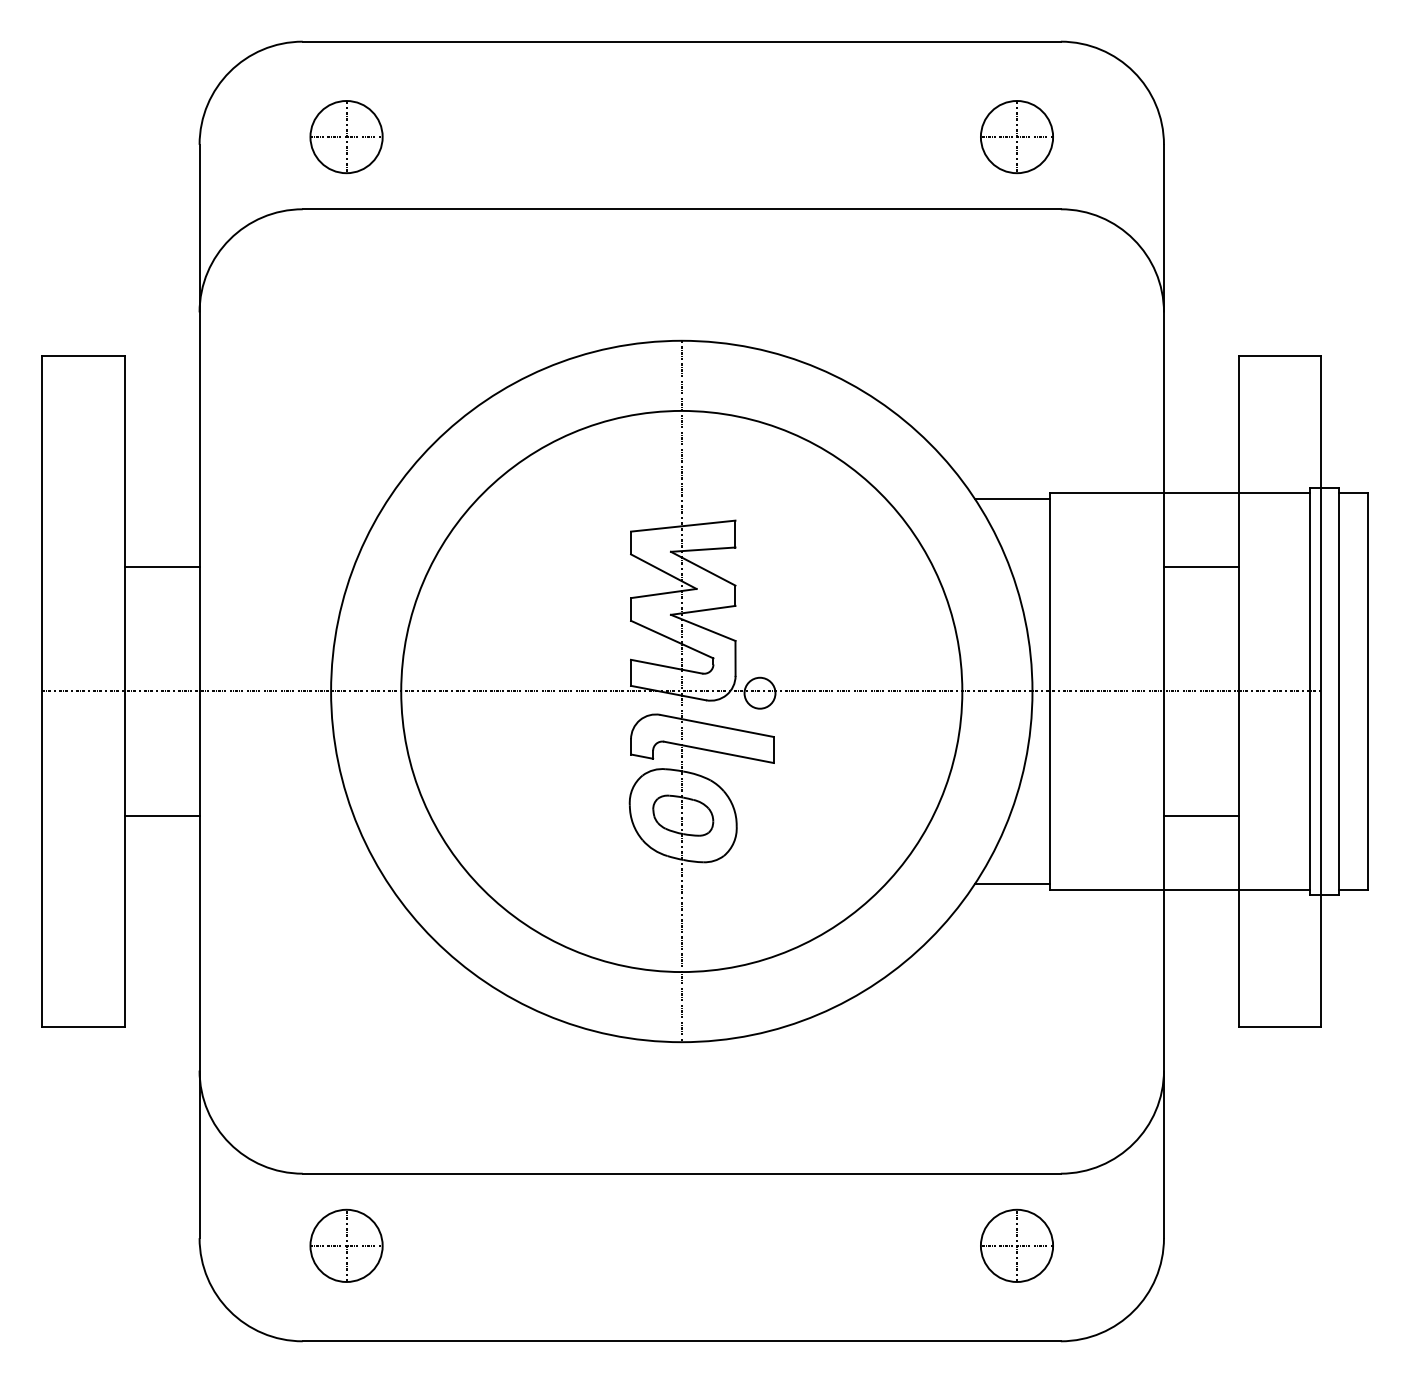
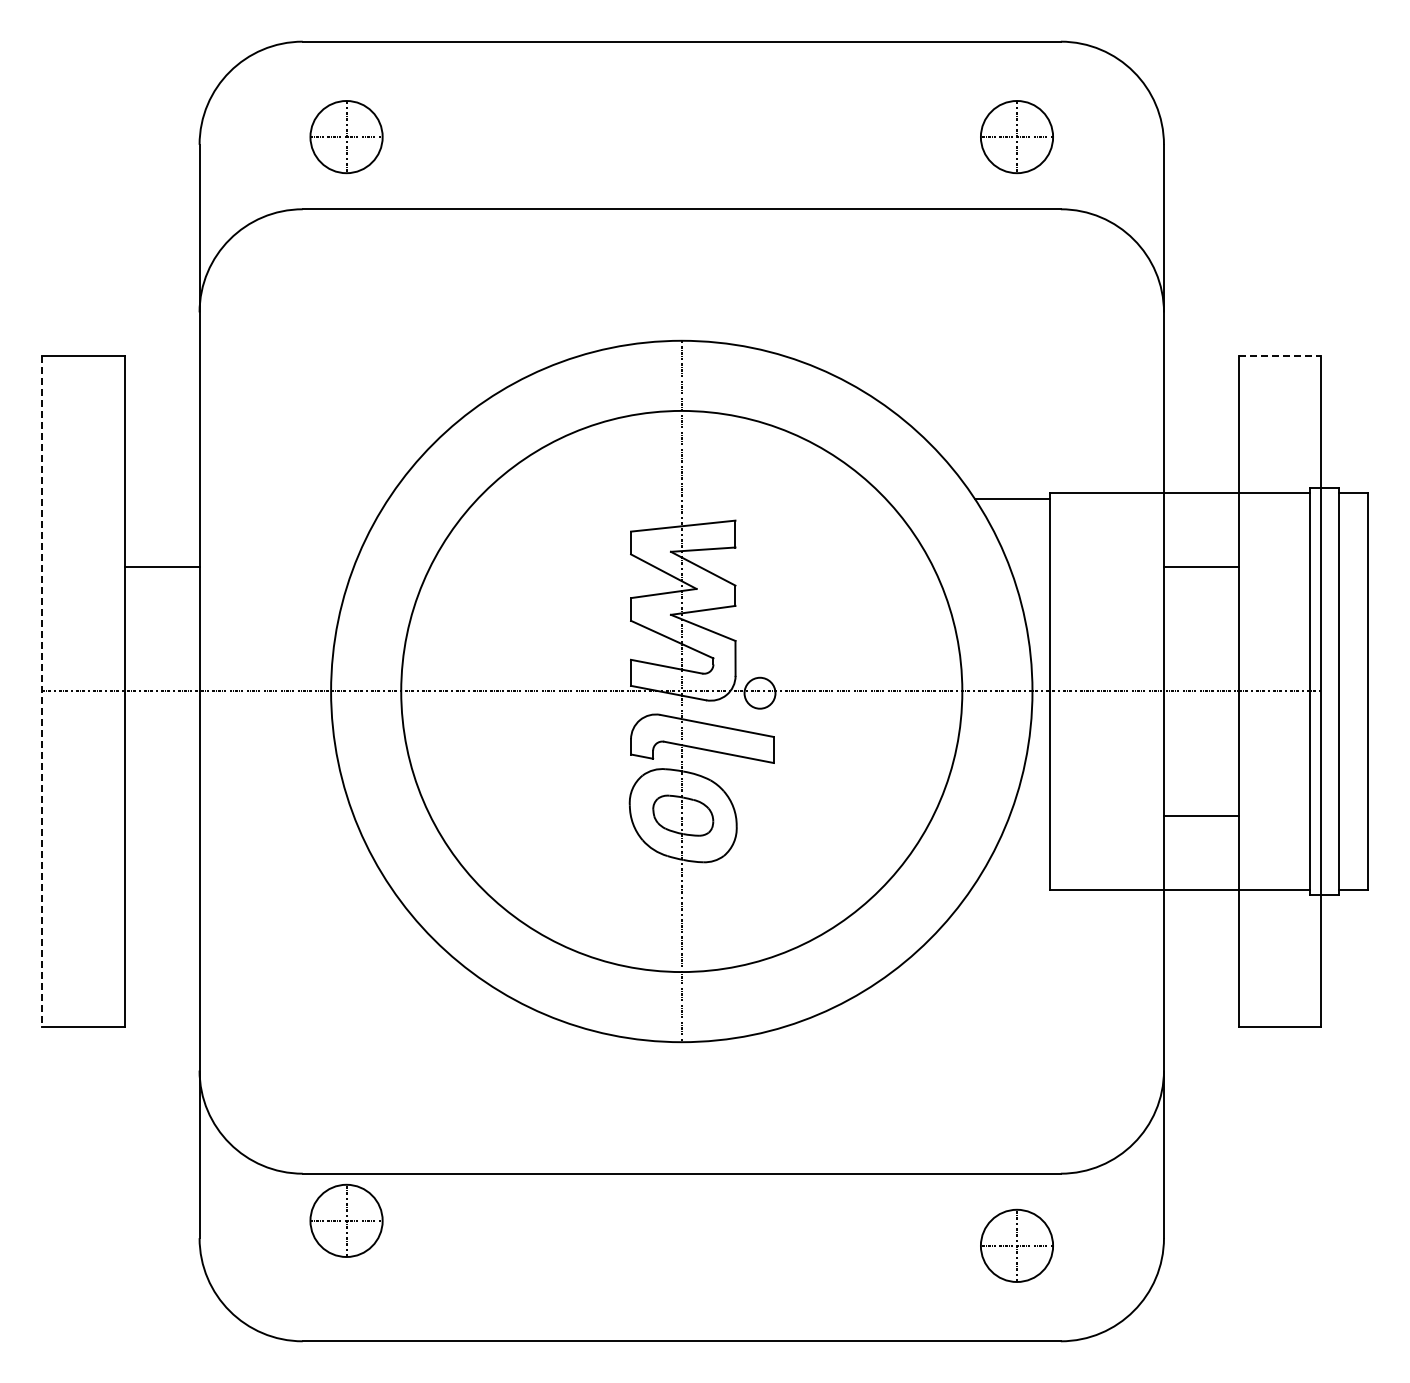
line: solid -> dashed (1280, 356)
line: solid -> dashed (42, 691)
line: present -> none (161, 816)
line: present -> none (1012, 884)
part position: (346, 1245) -> (346, 1220) (346, 1220)
